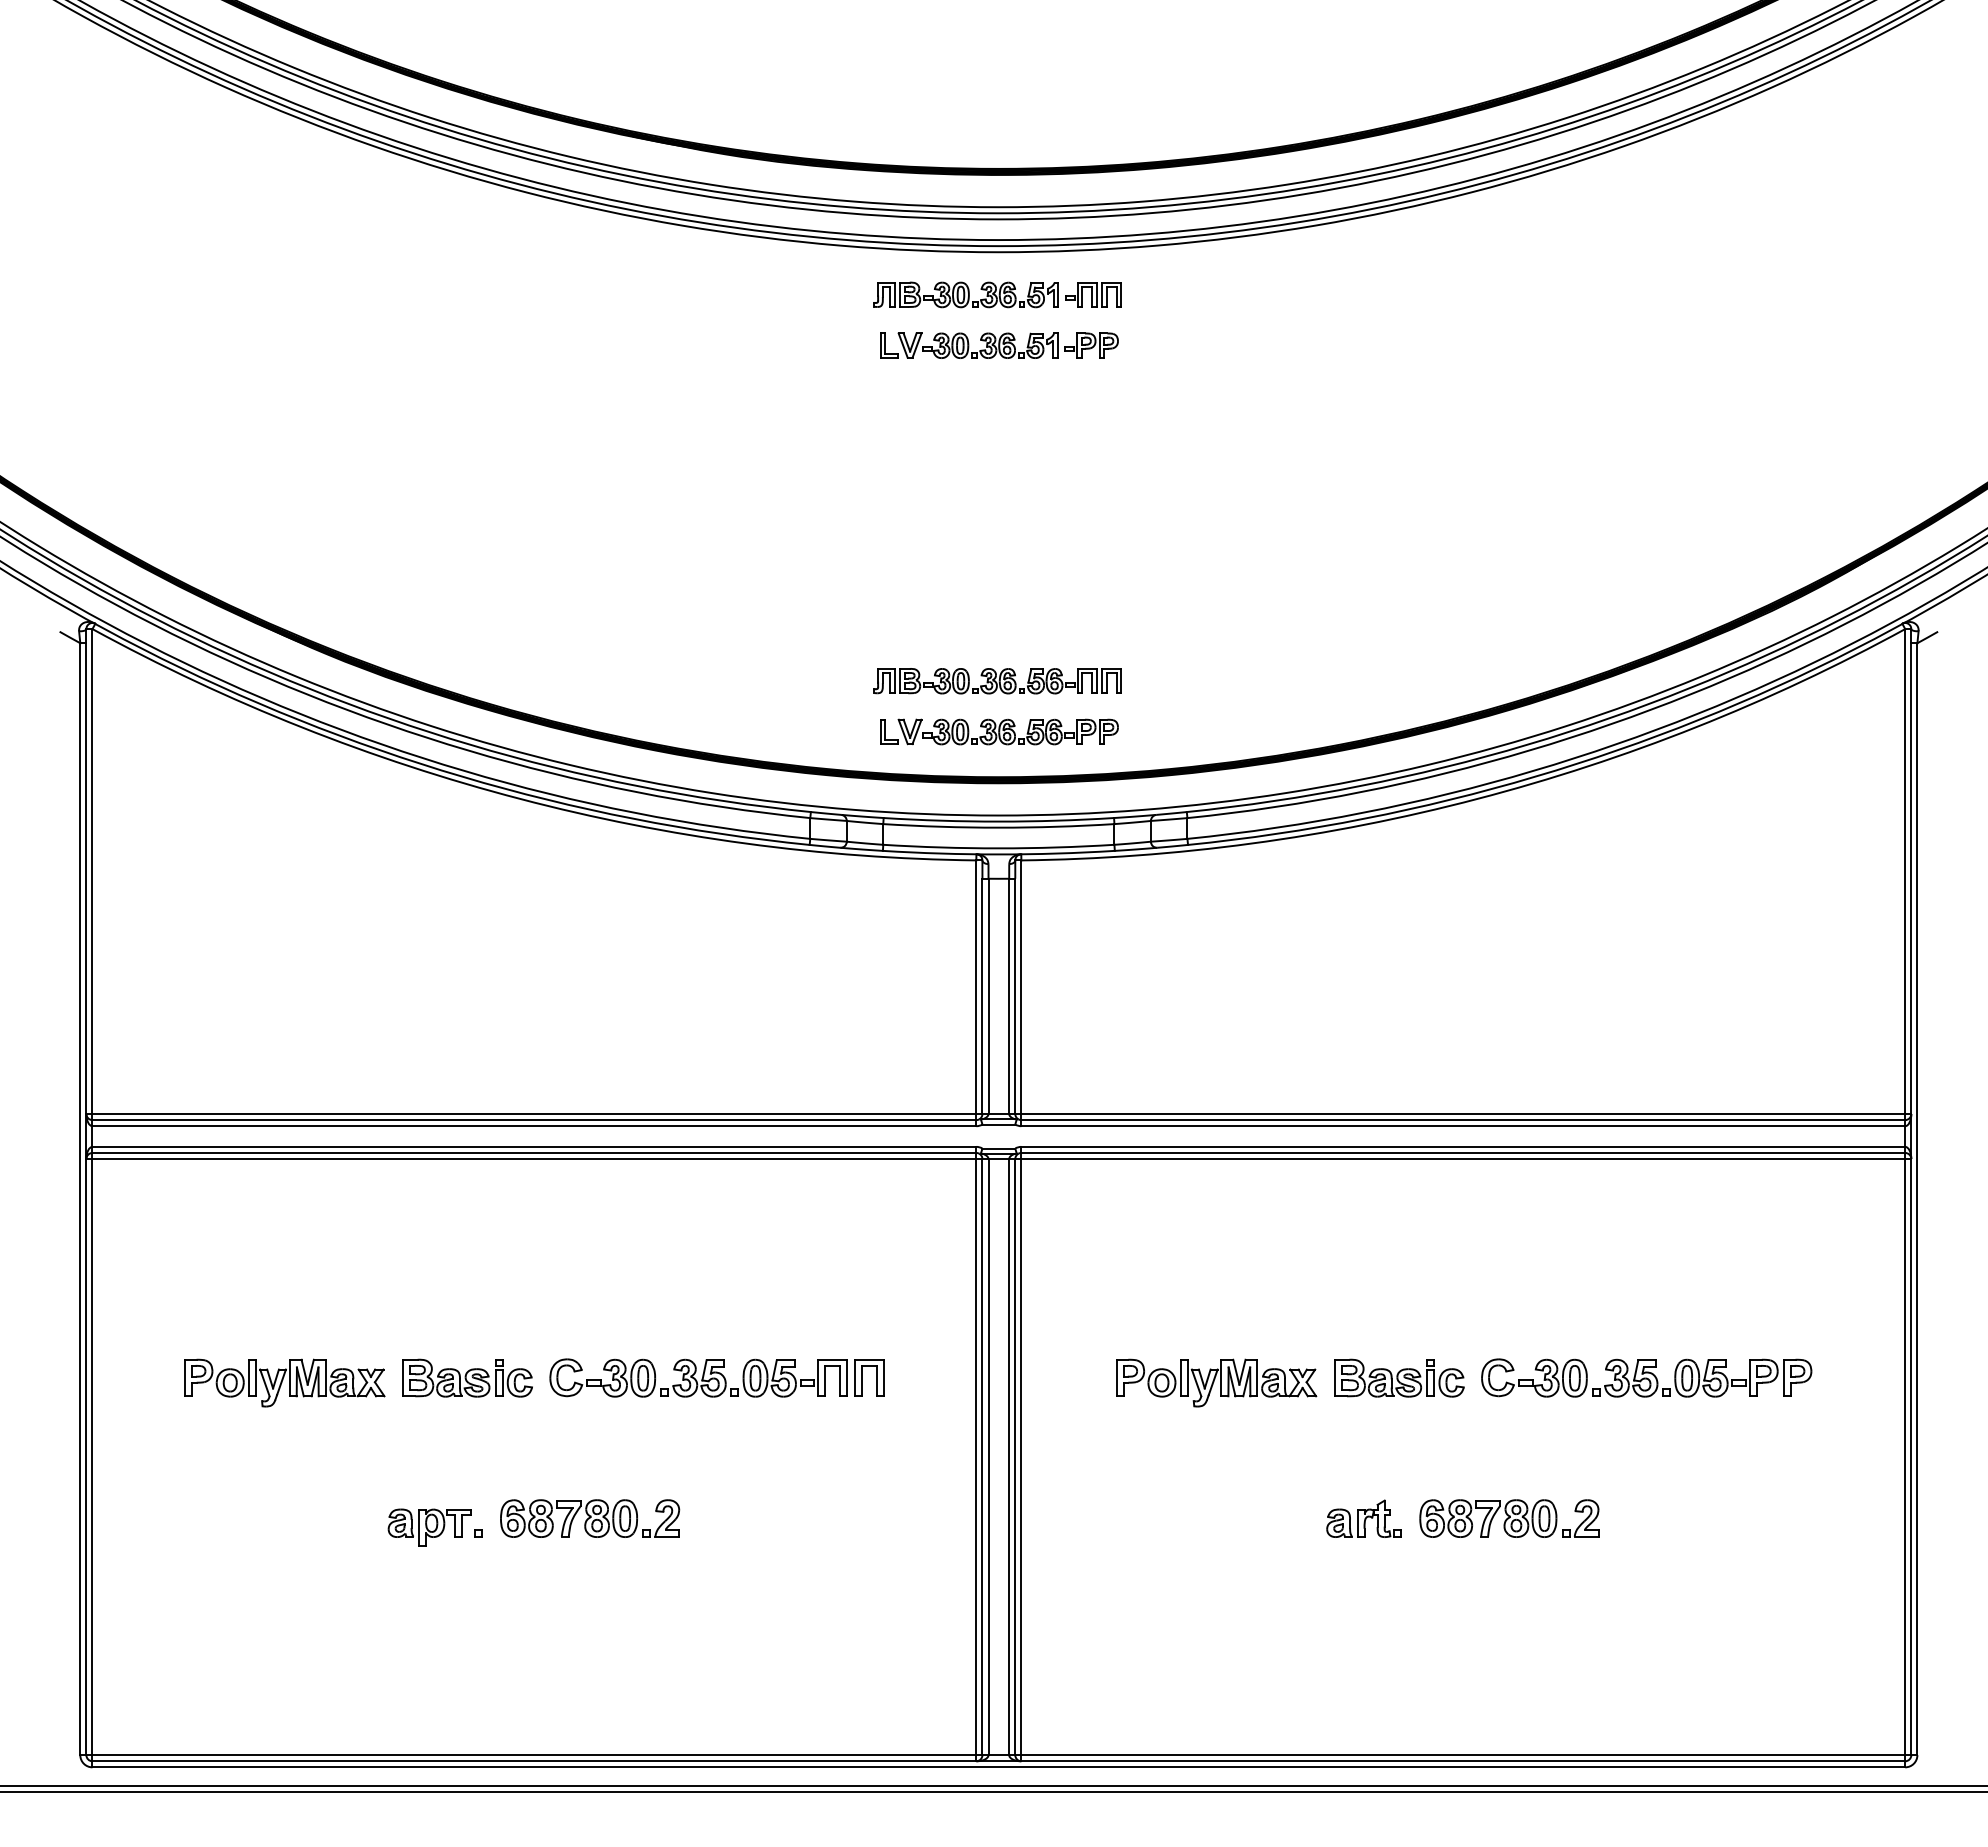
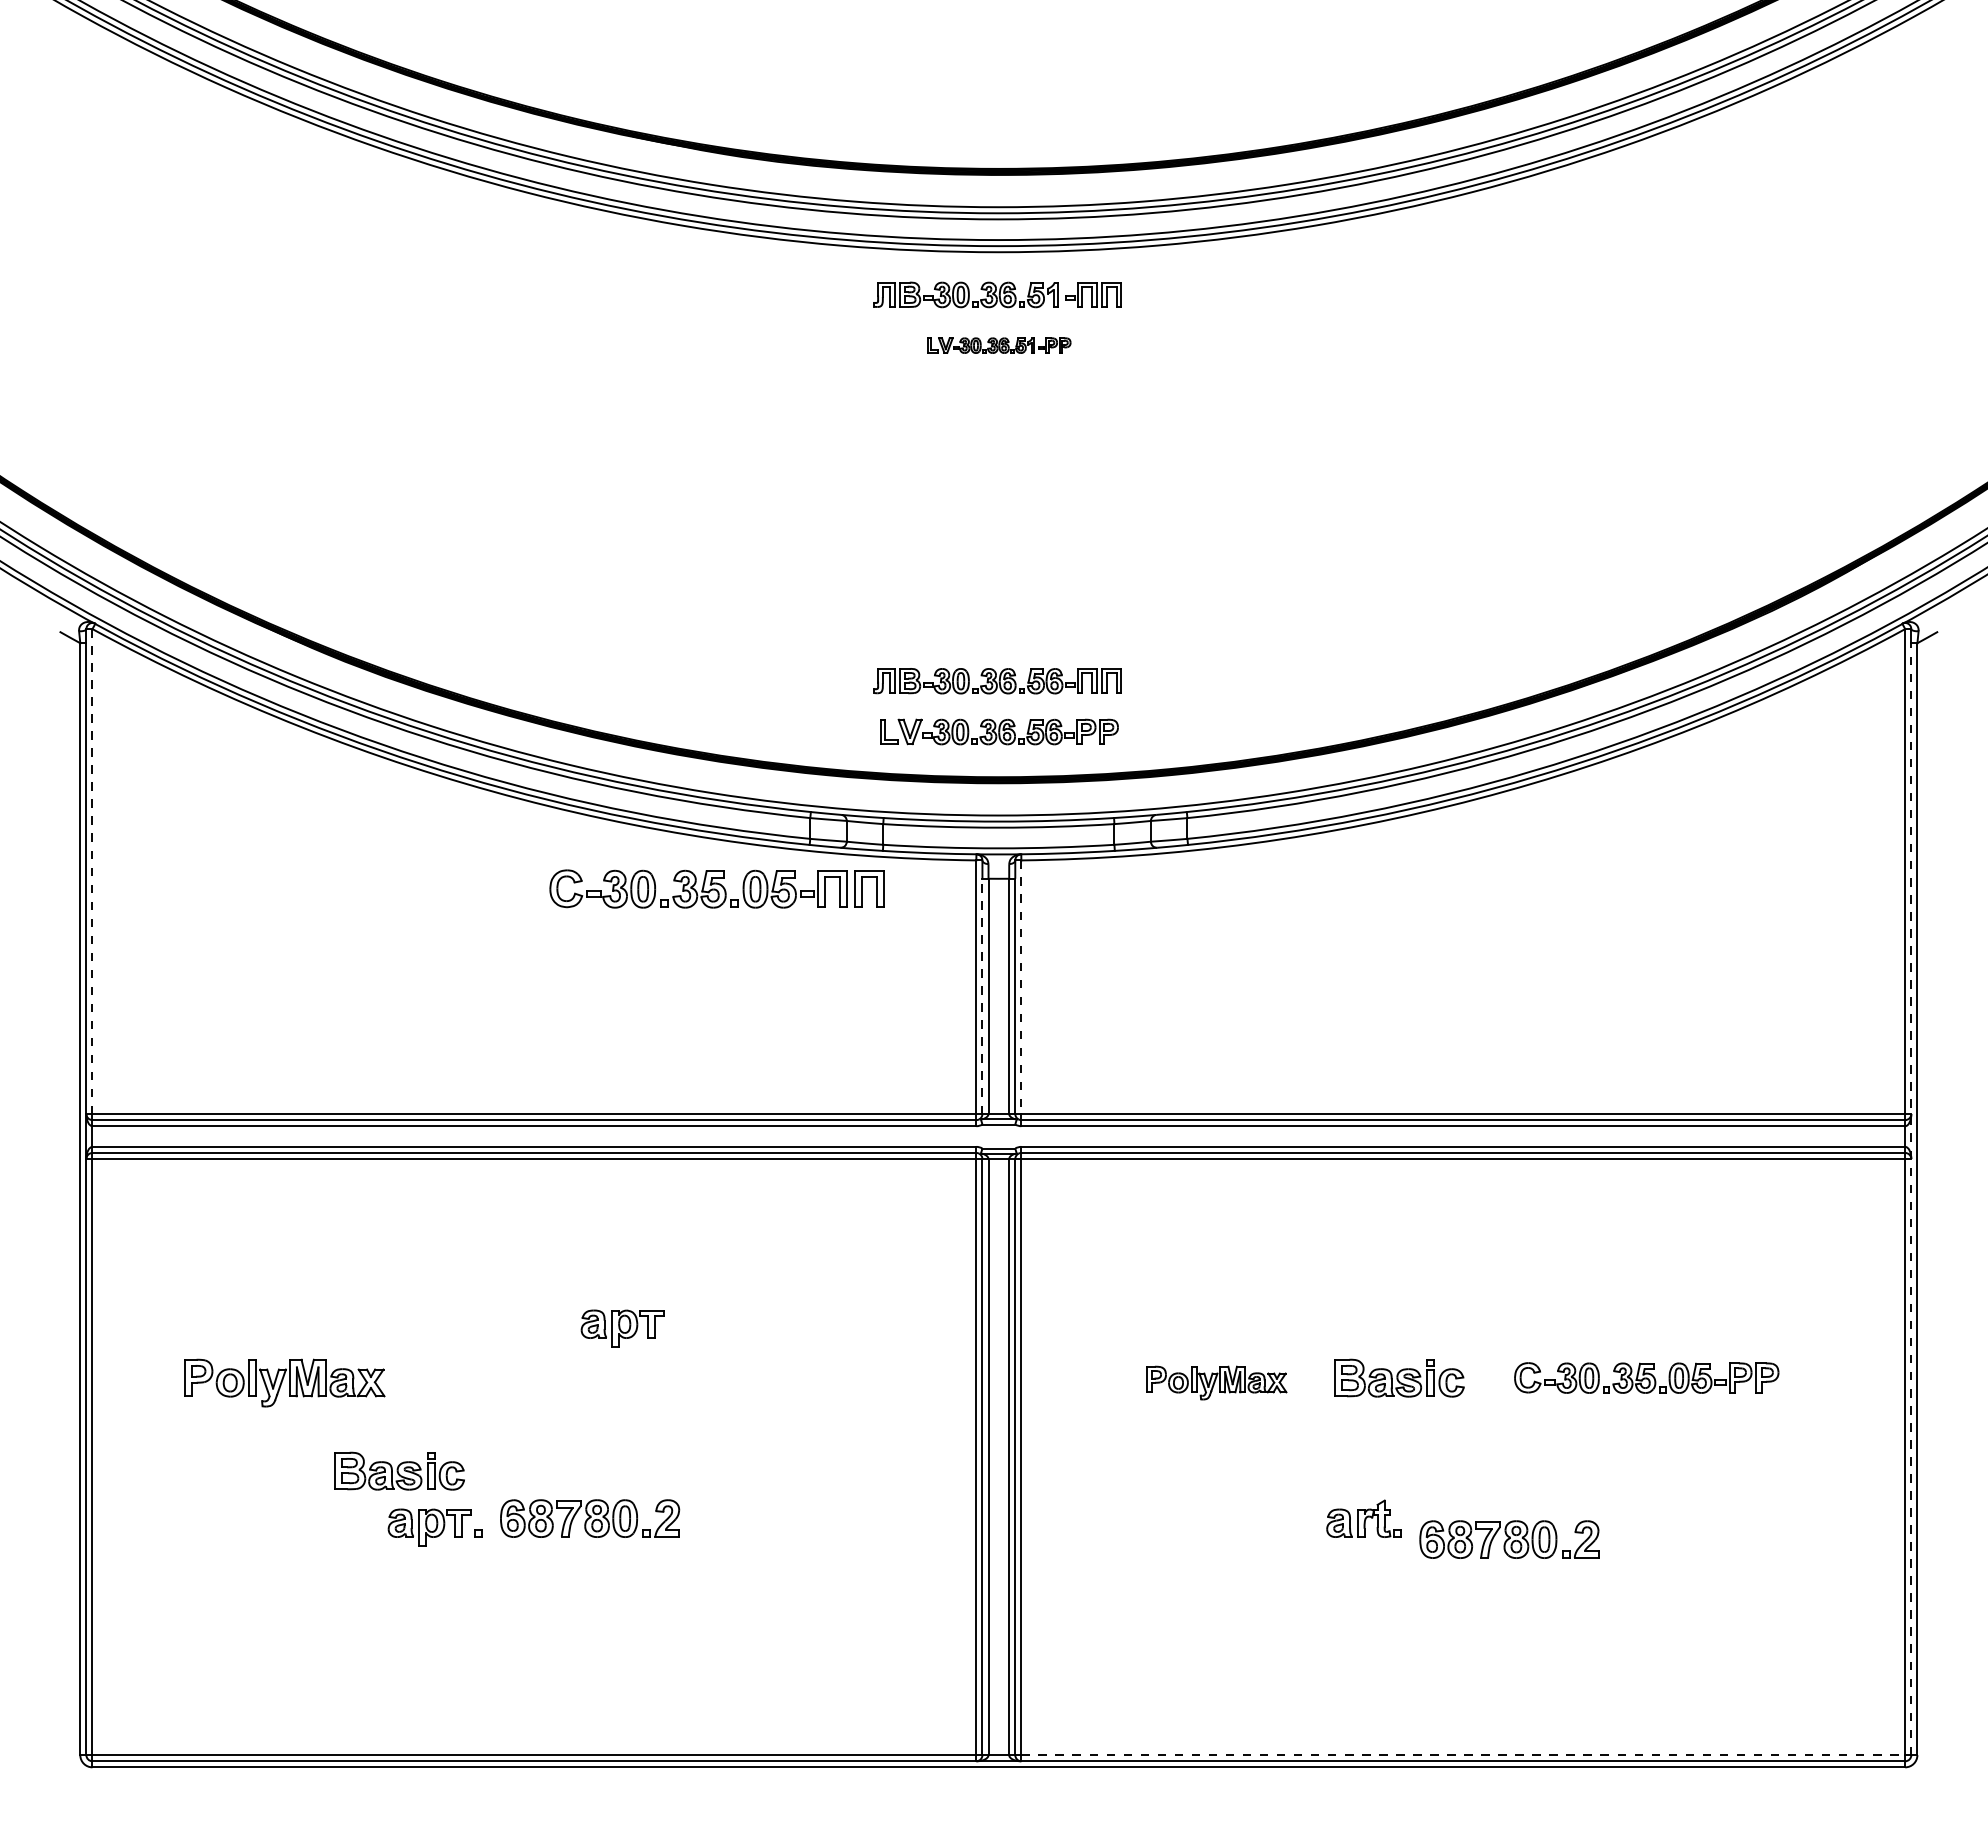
part size: 239x27 px -> 145x17 px (999, 345)
line: solid -> dashed (92, 872)
line: solid -> dashed (1021, 987)
line: solid -> dashed (982, 996)
line: solid -> dashed (1911, 1199)
part: none -> present (622, 1328)
part position: (467, 1377) -> (399, 1470) (399, 1470)
part position: (716, 1377) -> (716, 888) (716, 888)
part size: 332x40 px -> 266x32 px (1646, 1377)
part size: 202x50 px -> 142x36 px (1216, 1382)
part position: (1509, 1518) -> (1509, 1539) (1509, 1539)
line: solid -> dashed (1463, 1755)
line: present -> none (993, 1785)
line: present -> none (993, 1791)
